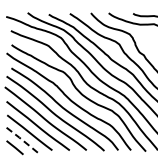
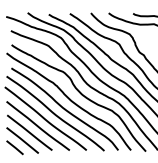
line: dashed -> solid (22, 140)
